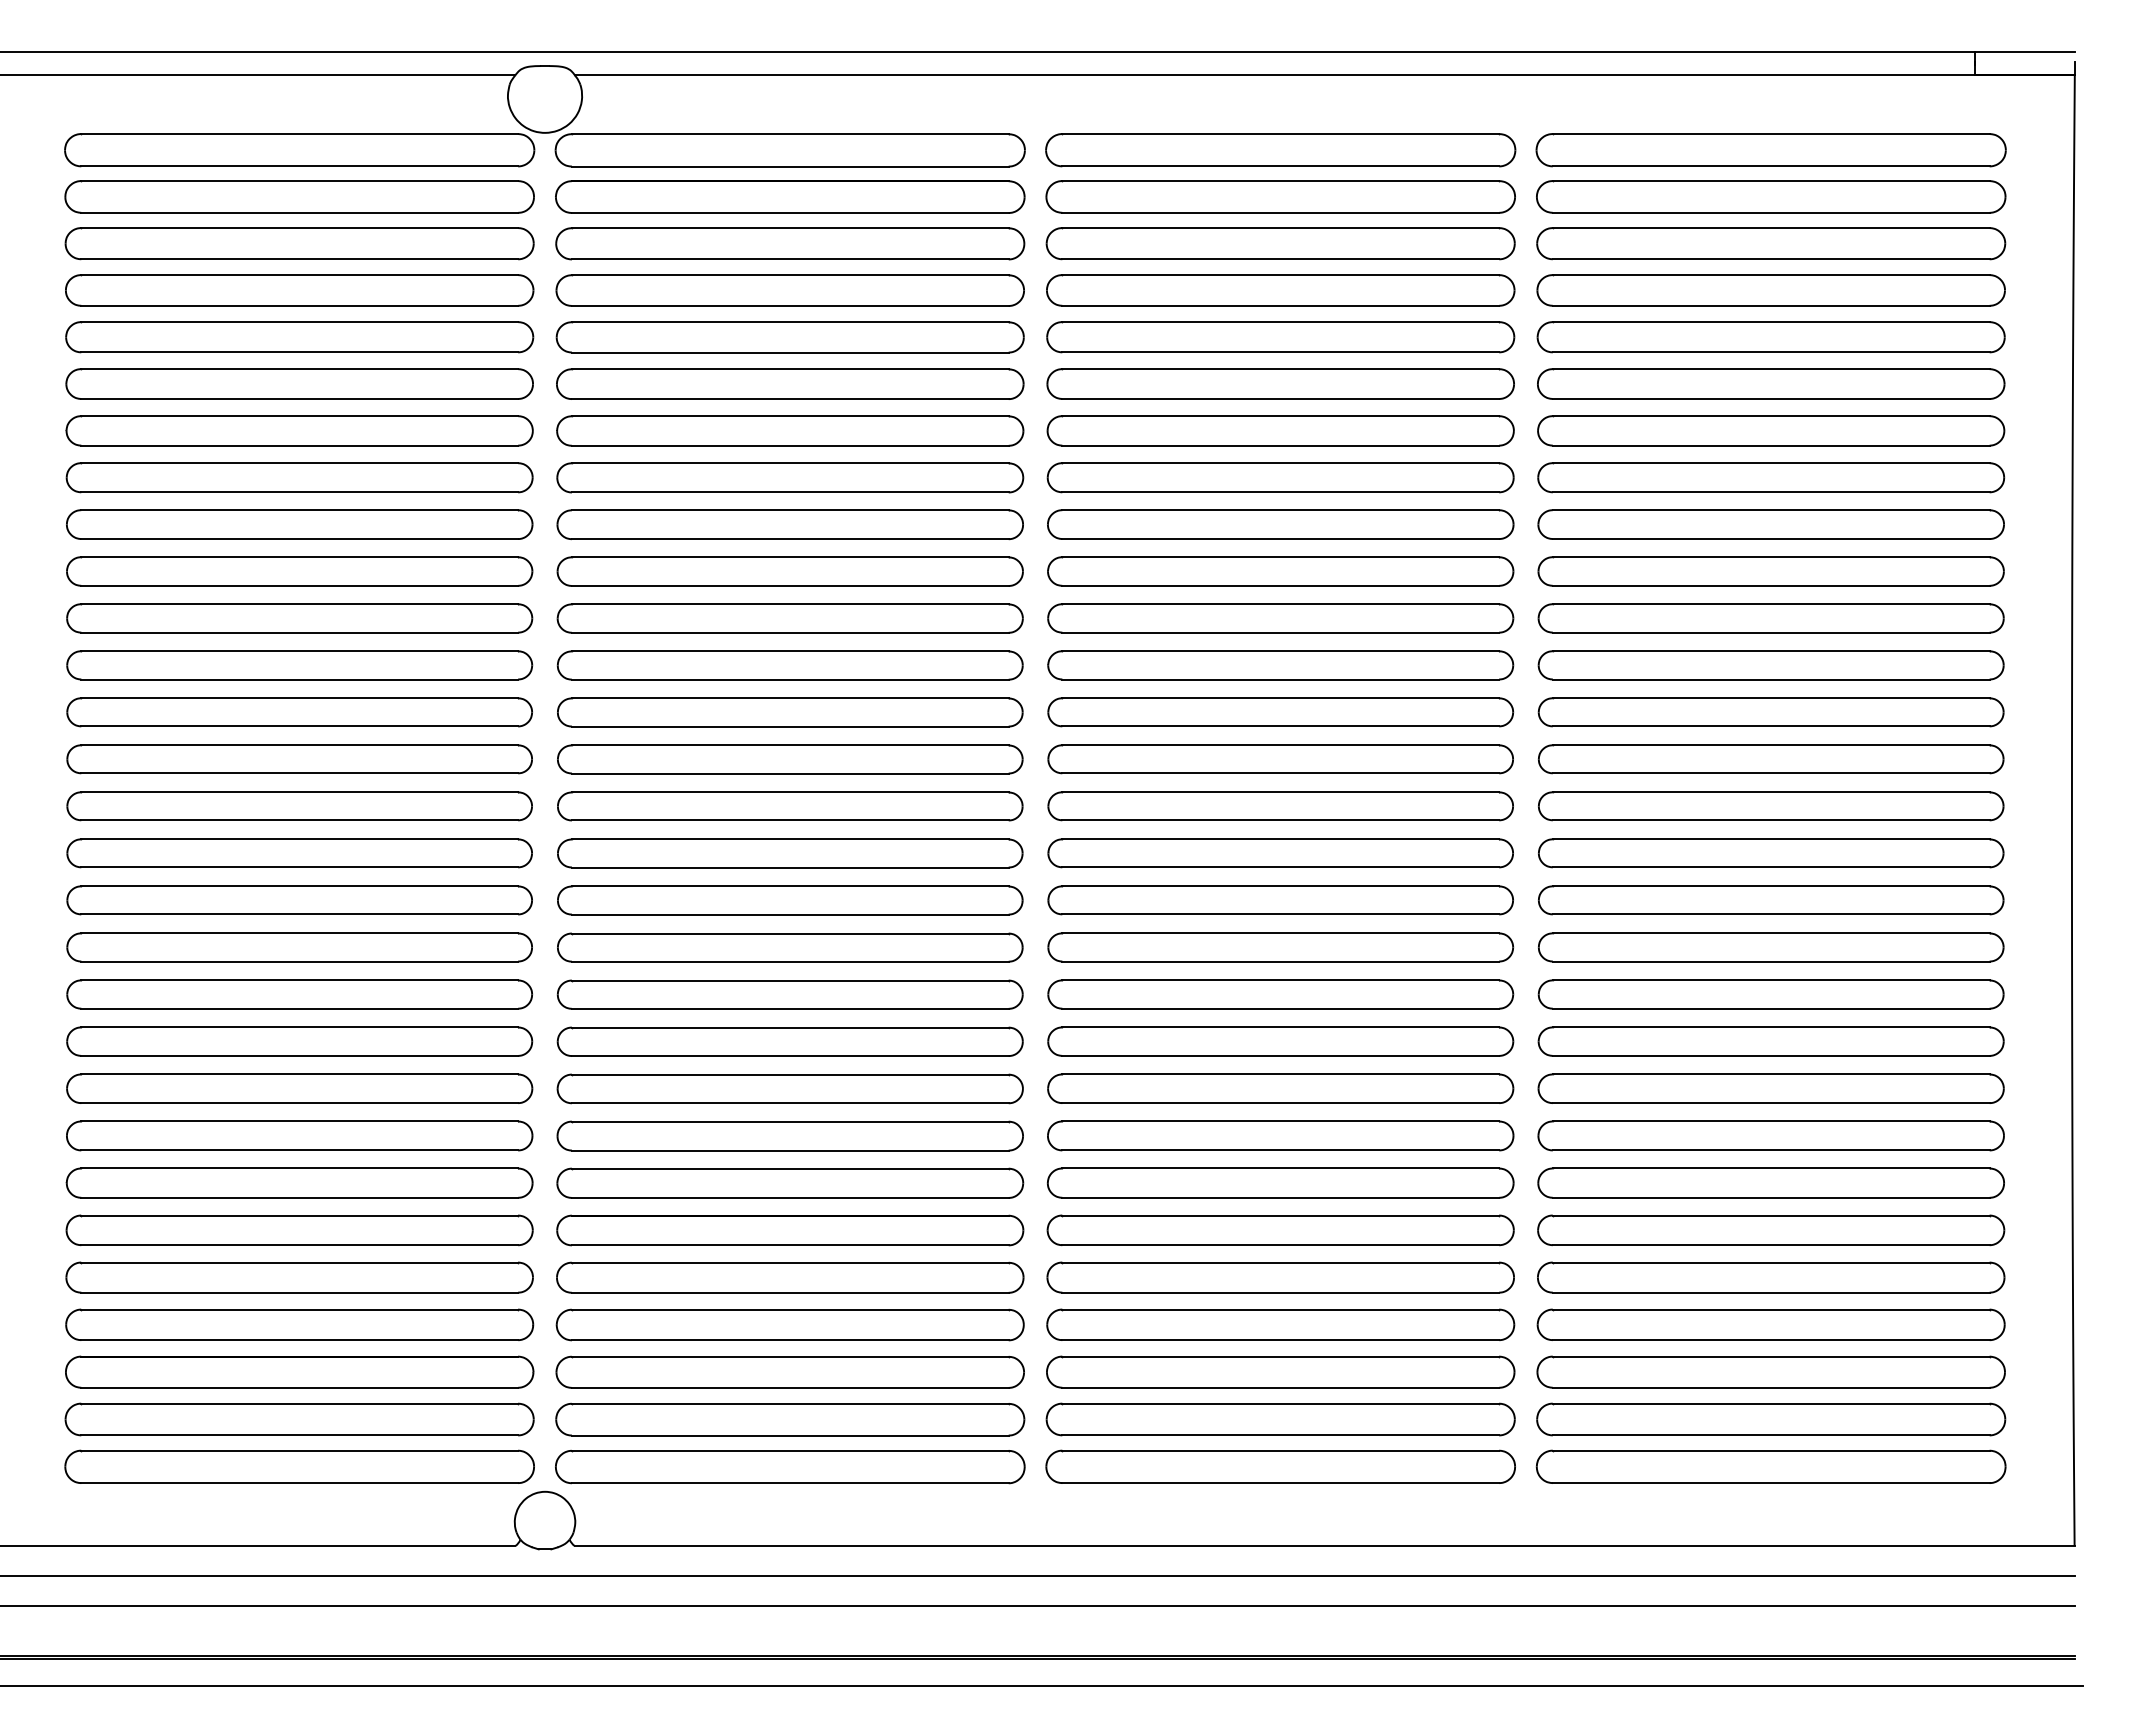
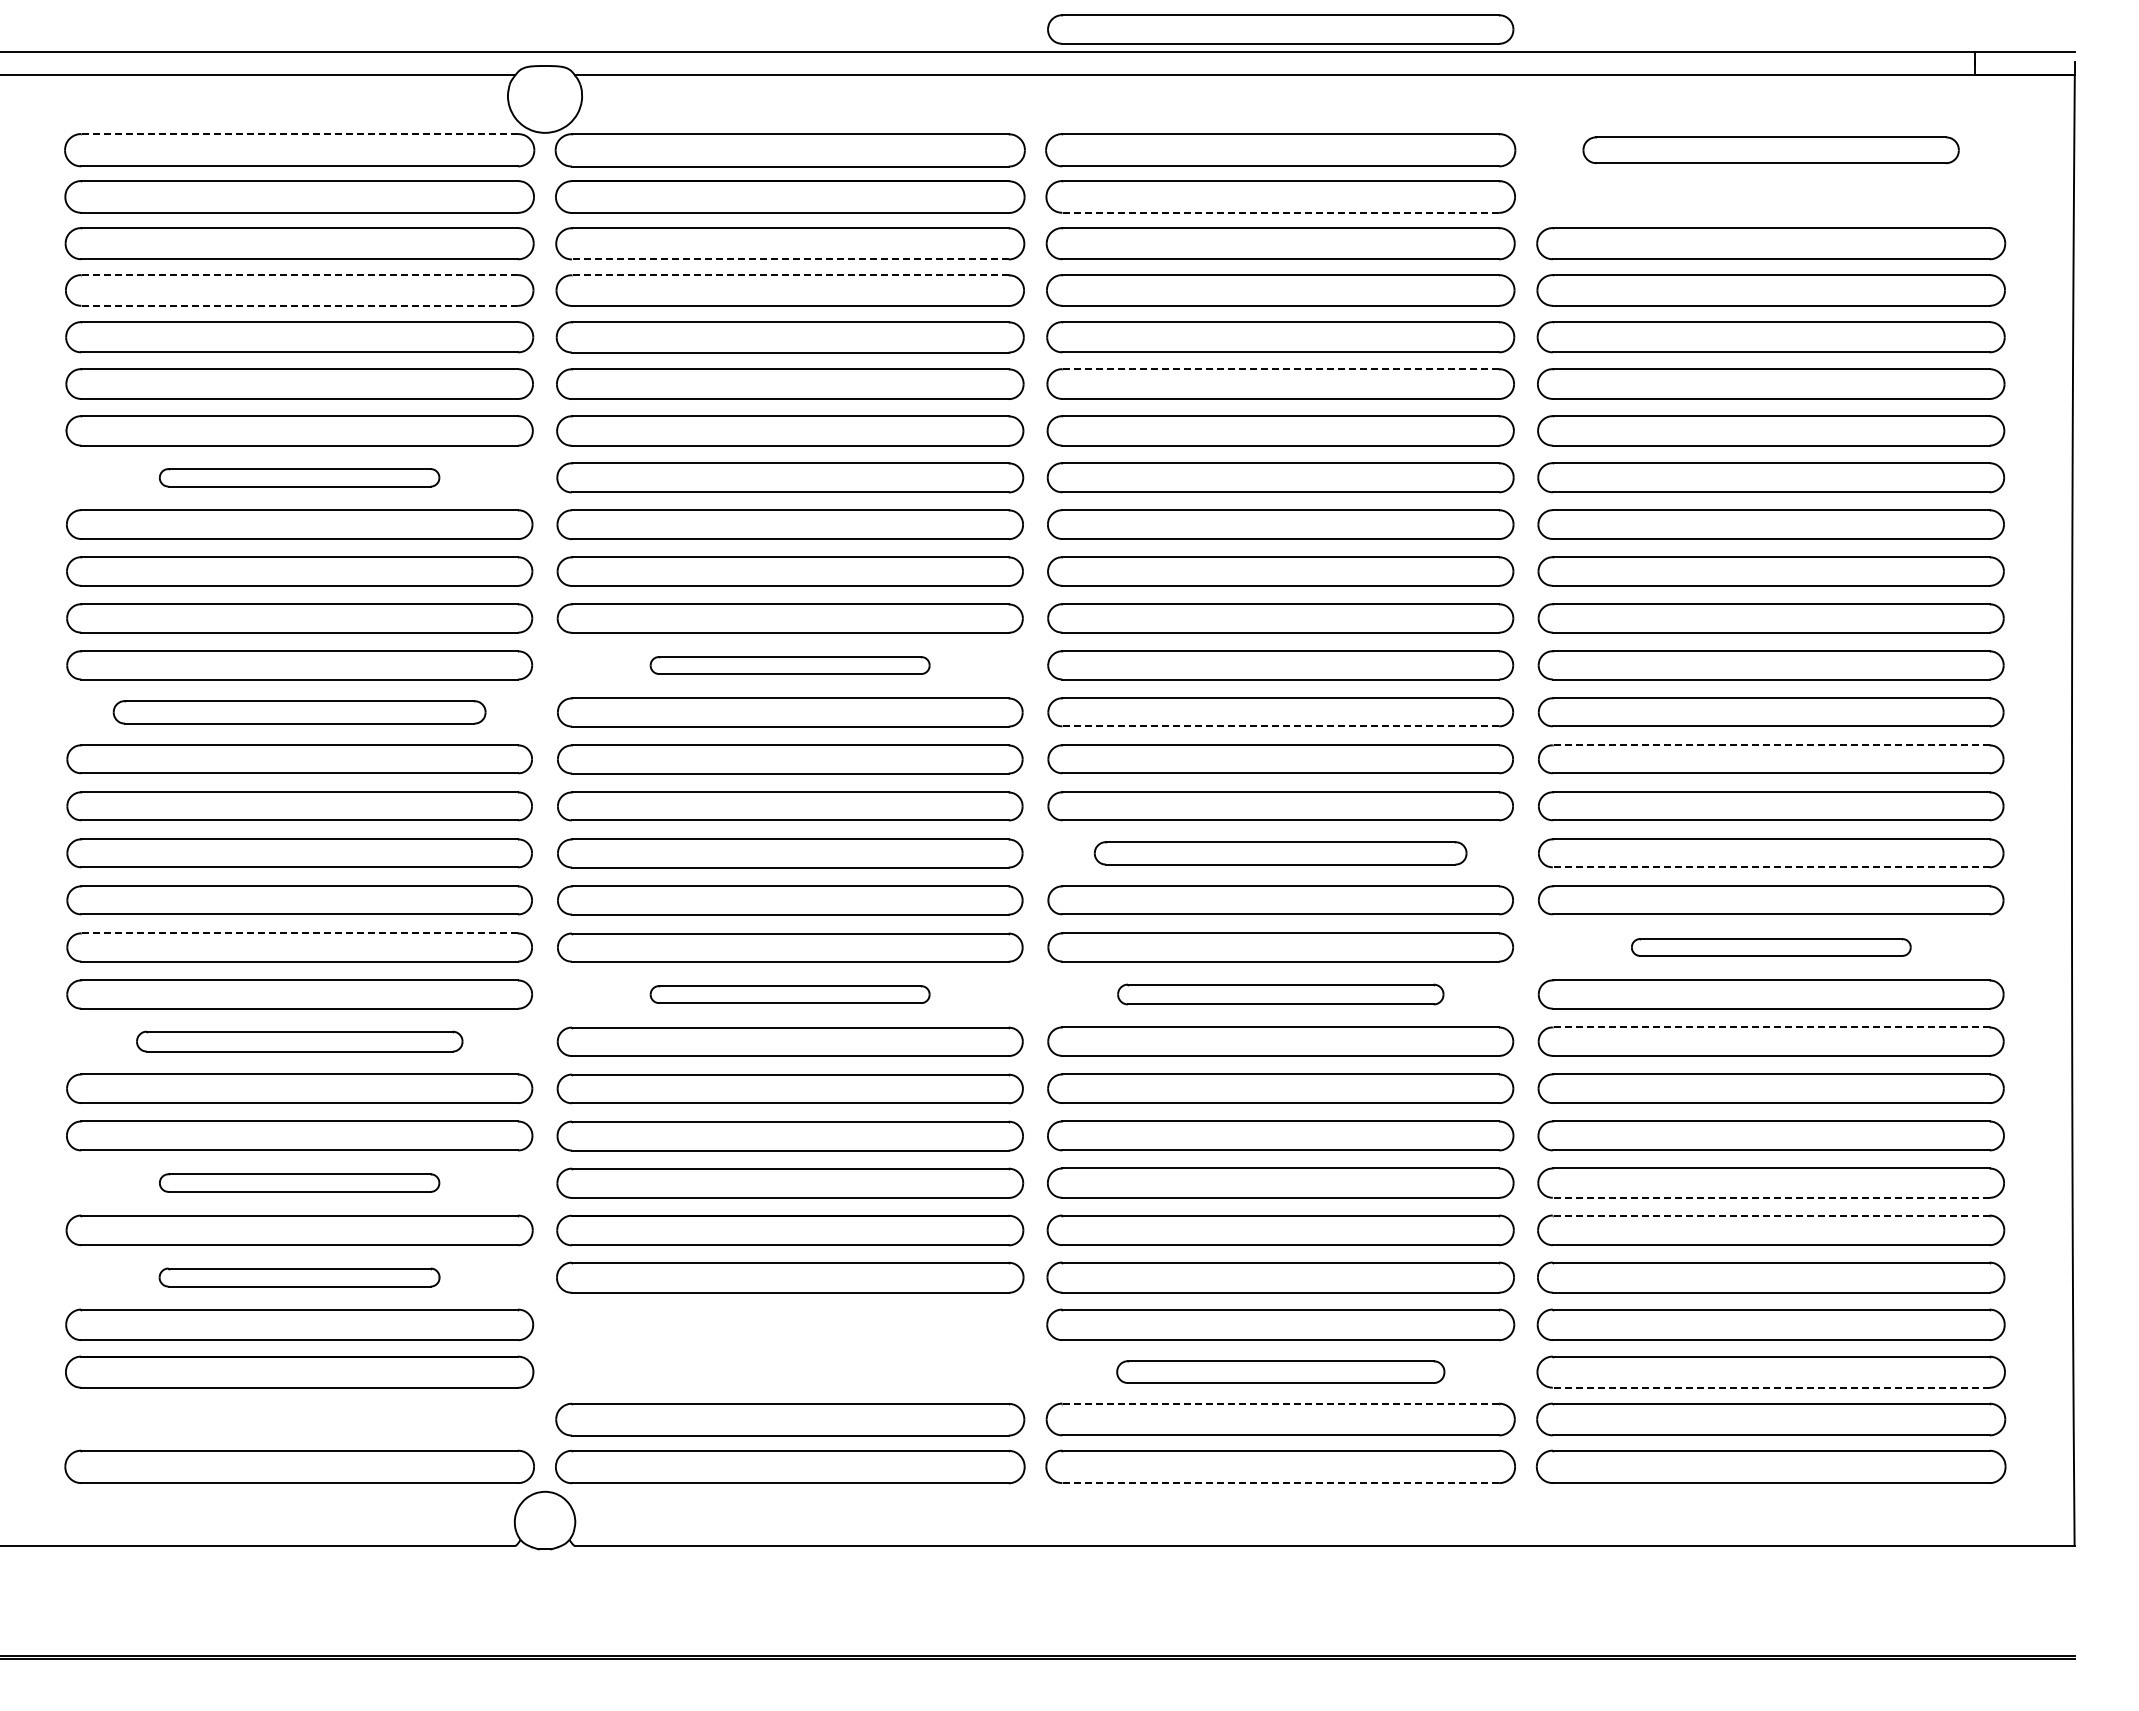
part: none -> present (1280, 29)
line: solid -> dashed (299, 134)
part size: 472x35 px -> 378x29 px (1770, 150)
part: present -> none (1771, 196)
line: solid -> dashed (1280, 212)
line: solid -> dashed (789, 259)
line: solid -> dashed (299, 275)
line: solid -> dashed (789, 275)
line: solid -> dashed (299, 305)
line: solid -> dashed (1280, 369)
part size: 469x32 px -> 282x20 px (299, 477)
part size: 468x31 px -> 282x19 px (789, 665)
part size: 467x31 px -> 375x25 px (299, 712)
line: solid -> dashed (1280, 726)
line: solid -> dashed (1770, 745)
part size: 467x31 px -> 375x25 px (1280, 853)
line: solid -> dashed (1770, 867)
line: solid -> dashed (299, 933)
part size: 467x31 px -> 281x19 px (1771, 947)
part size: 468x31 px -> 282x19 px (789, 994)
part size: 468x31 px -> 328x23 px (1280, 994)
line: solid -> dashed (1770, 1027)
part size: 468x31 px -> 328x23 px (299, 1041)
part size: 469x32 px -> 282x20 px (299, 1182)
line: solid -> dashed (1770, 1197)
line: solid -> dashed (1770, 1215)
part size: 469x33 px -> 283x21 px (299, 1277)
part: present -> none (789, 1324)
part: present -> none (789, 1371)
part size: 470x34 px -> 330x24 px (1280, 1371)
line: solid -> dashed (1770, 1387)
line: solid -> dashed (1280, 1403)
part: present -> none (299, 1419)
line: solid -> dashed (1280, 1483)
line: present -> none (1038, 1576)
line: present -> none (1038, 1606)
line: present -> none (1042, 1686)
